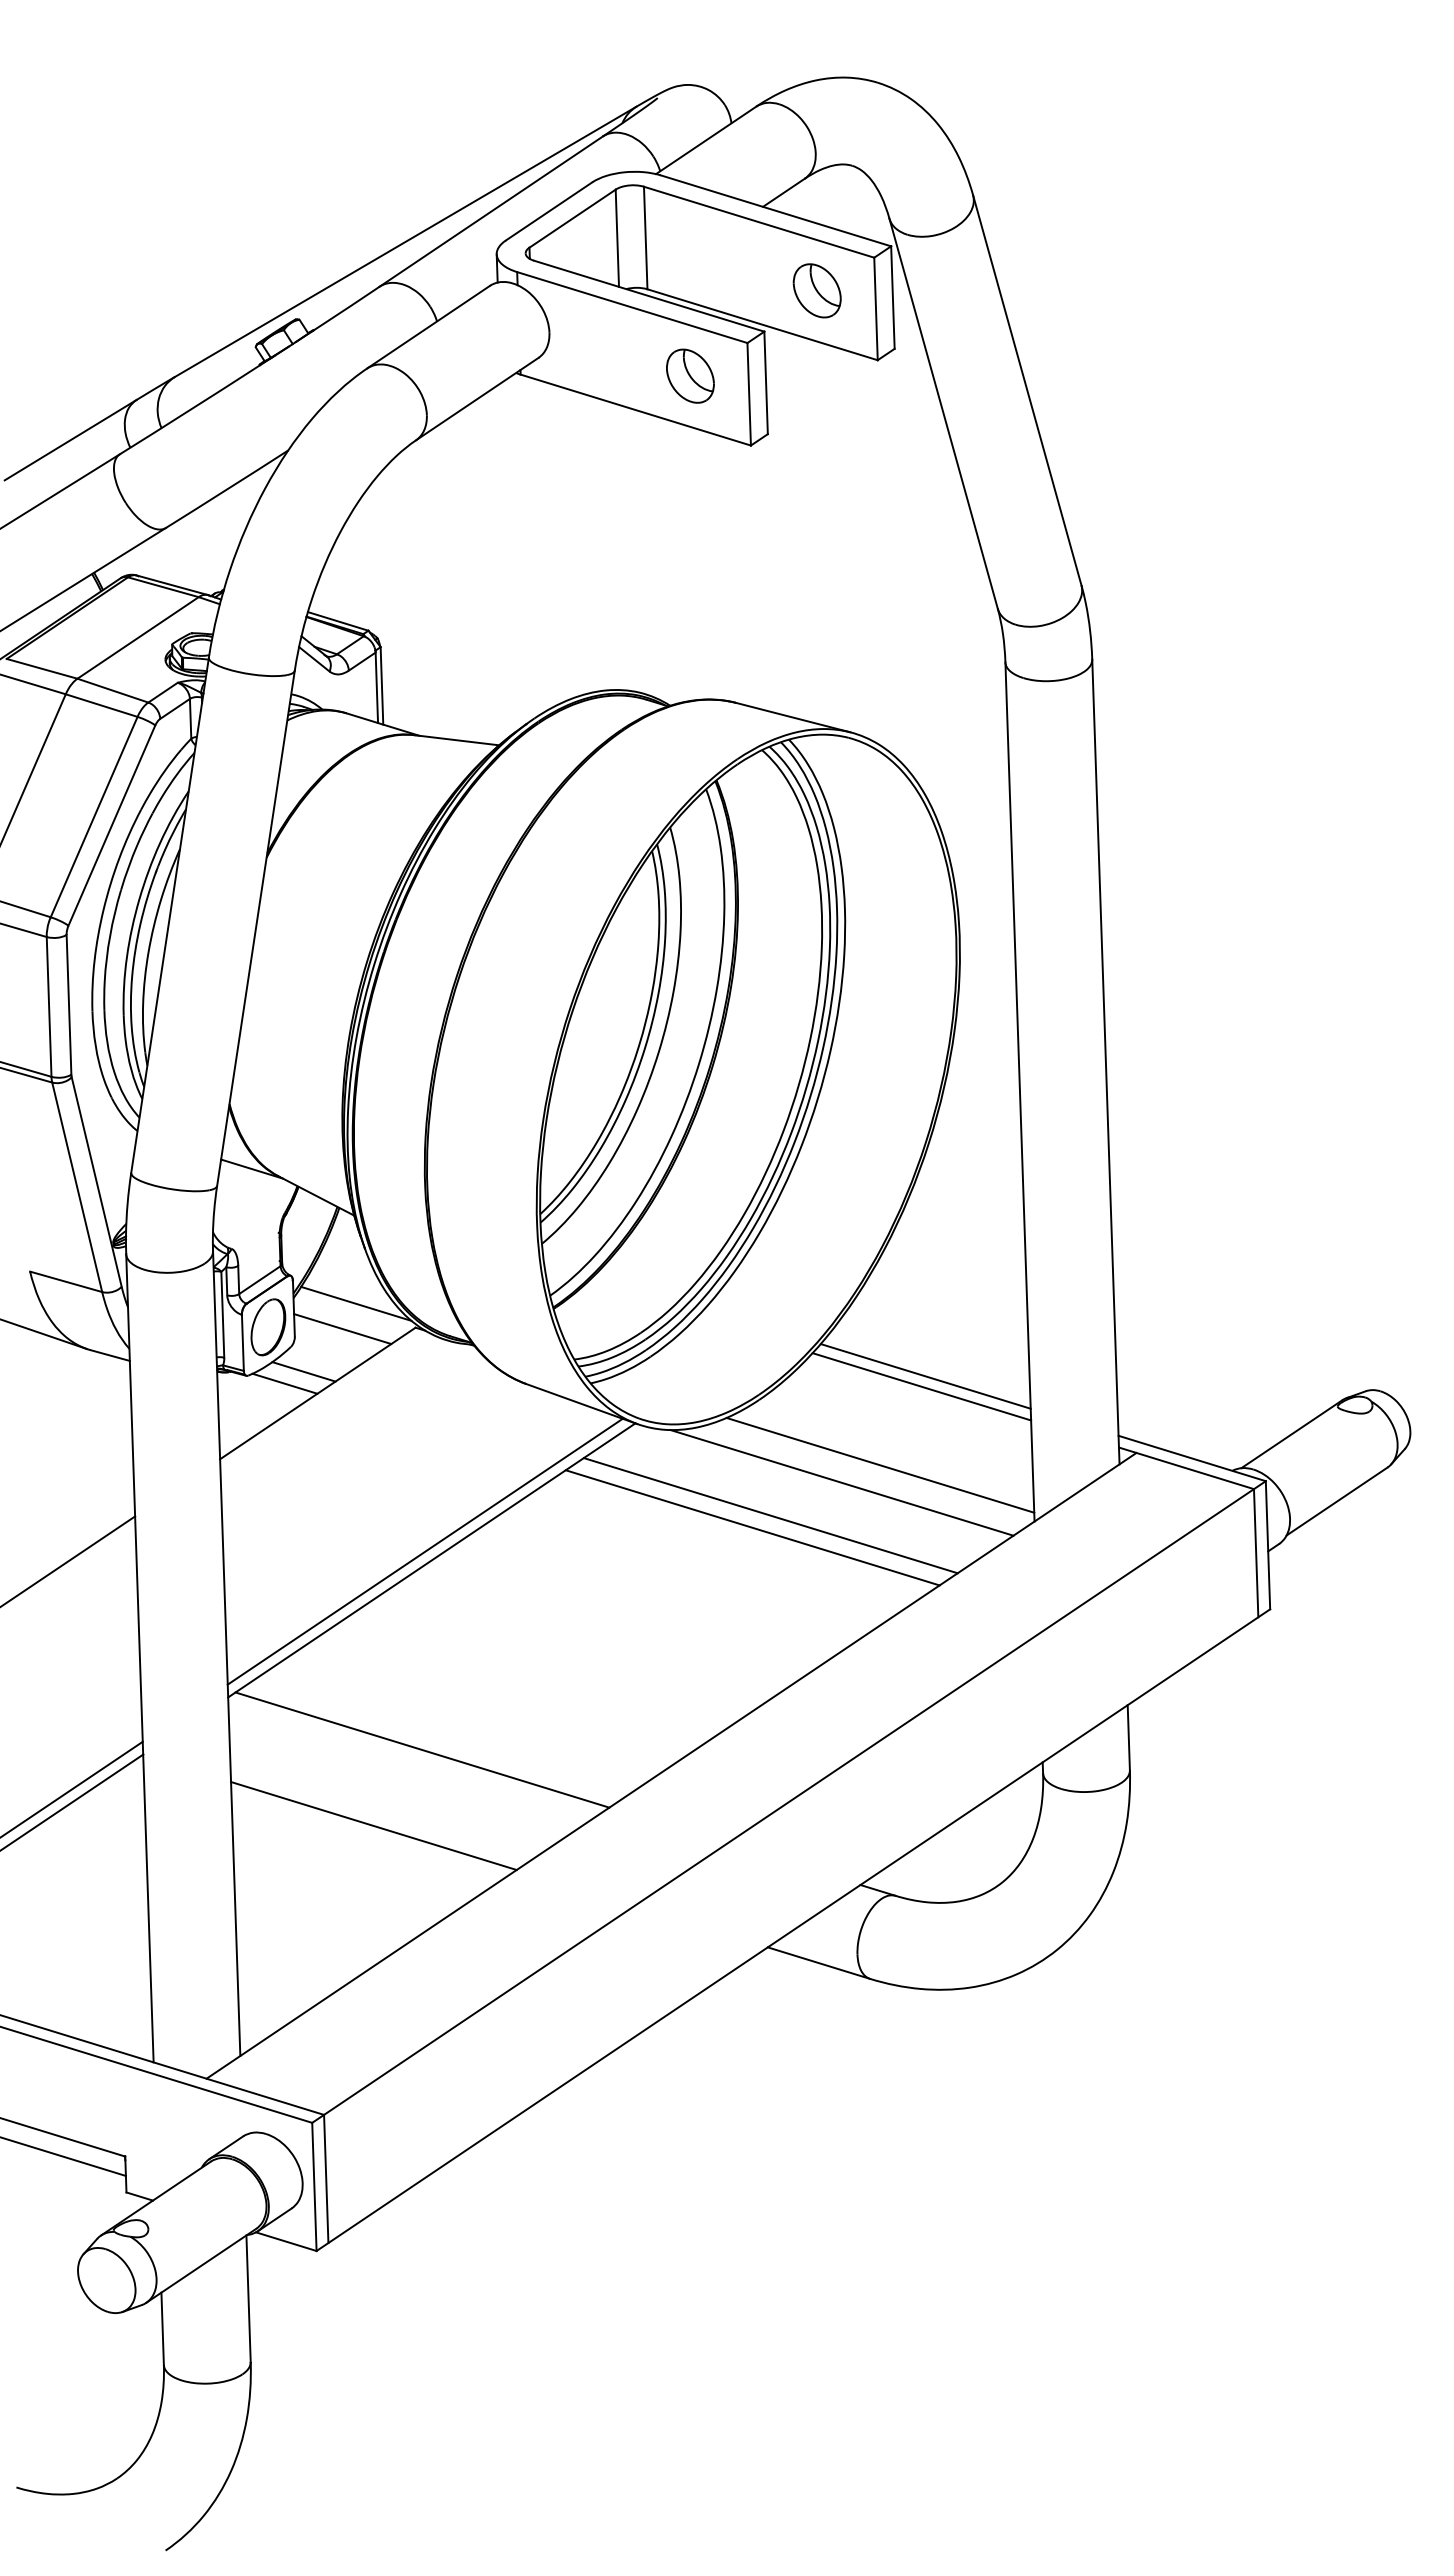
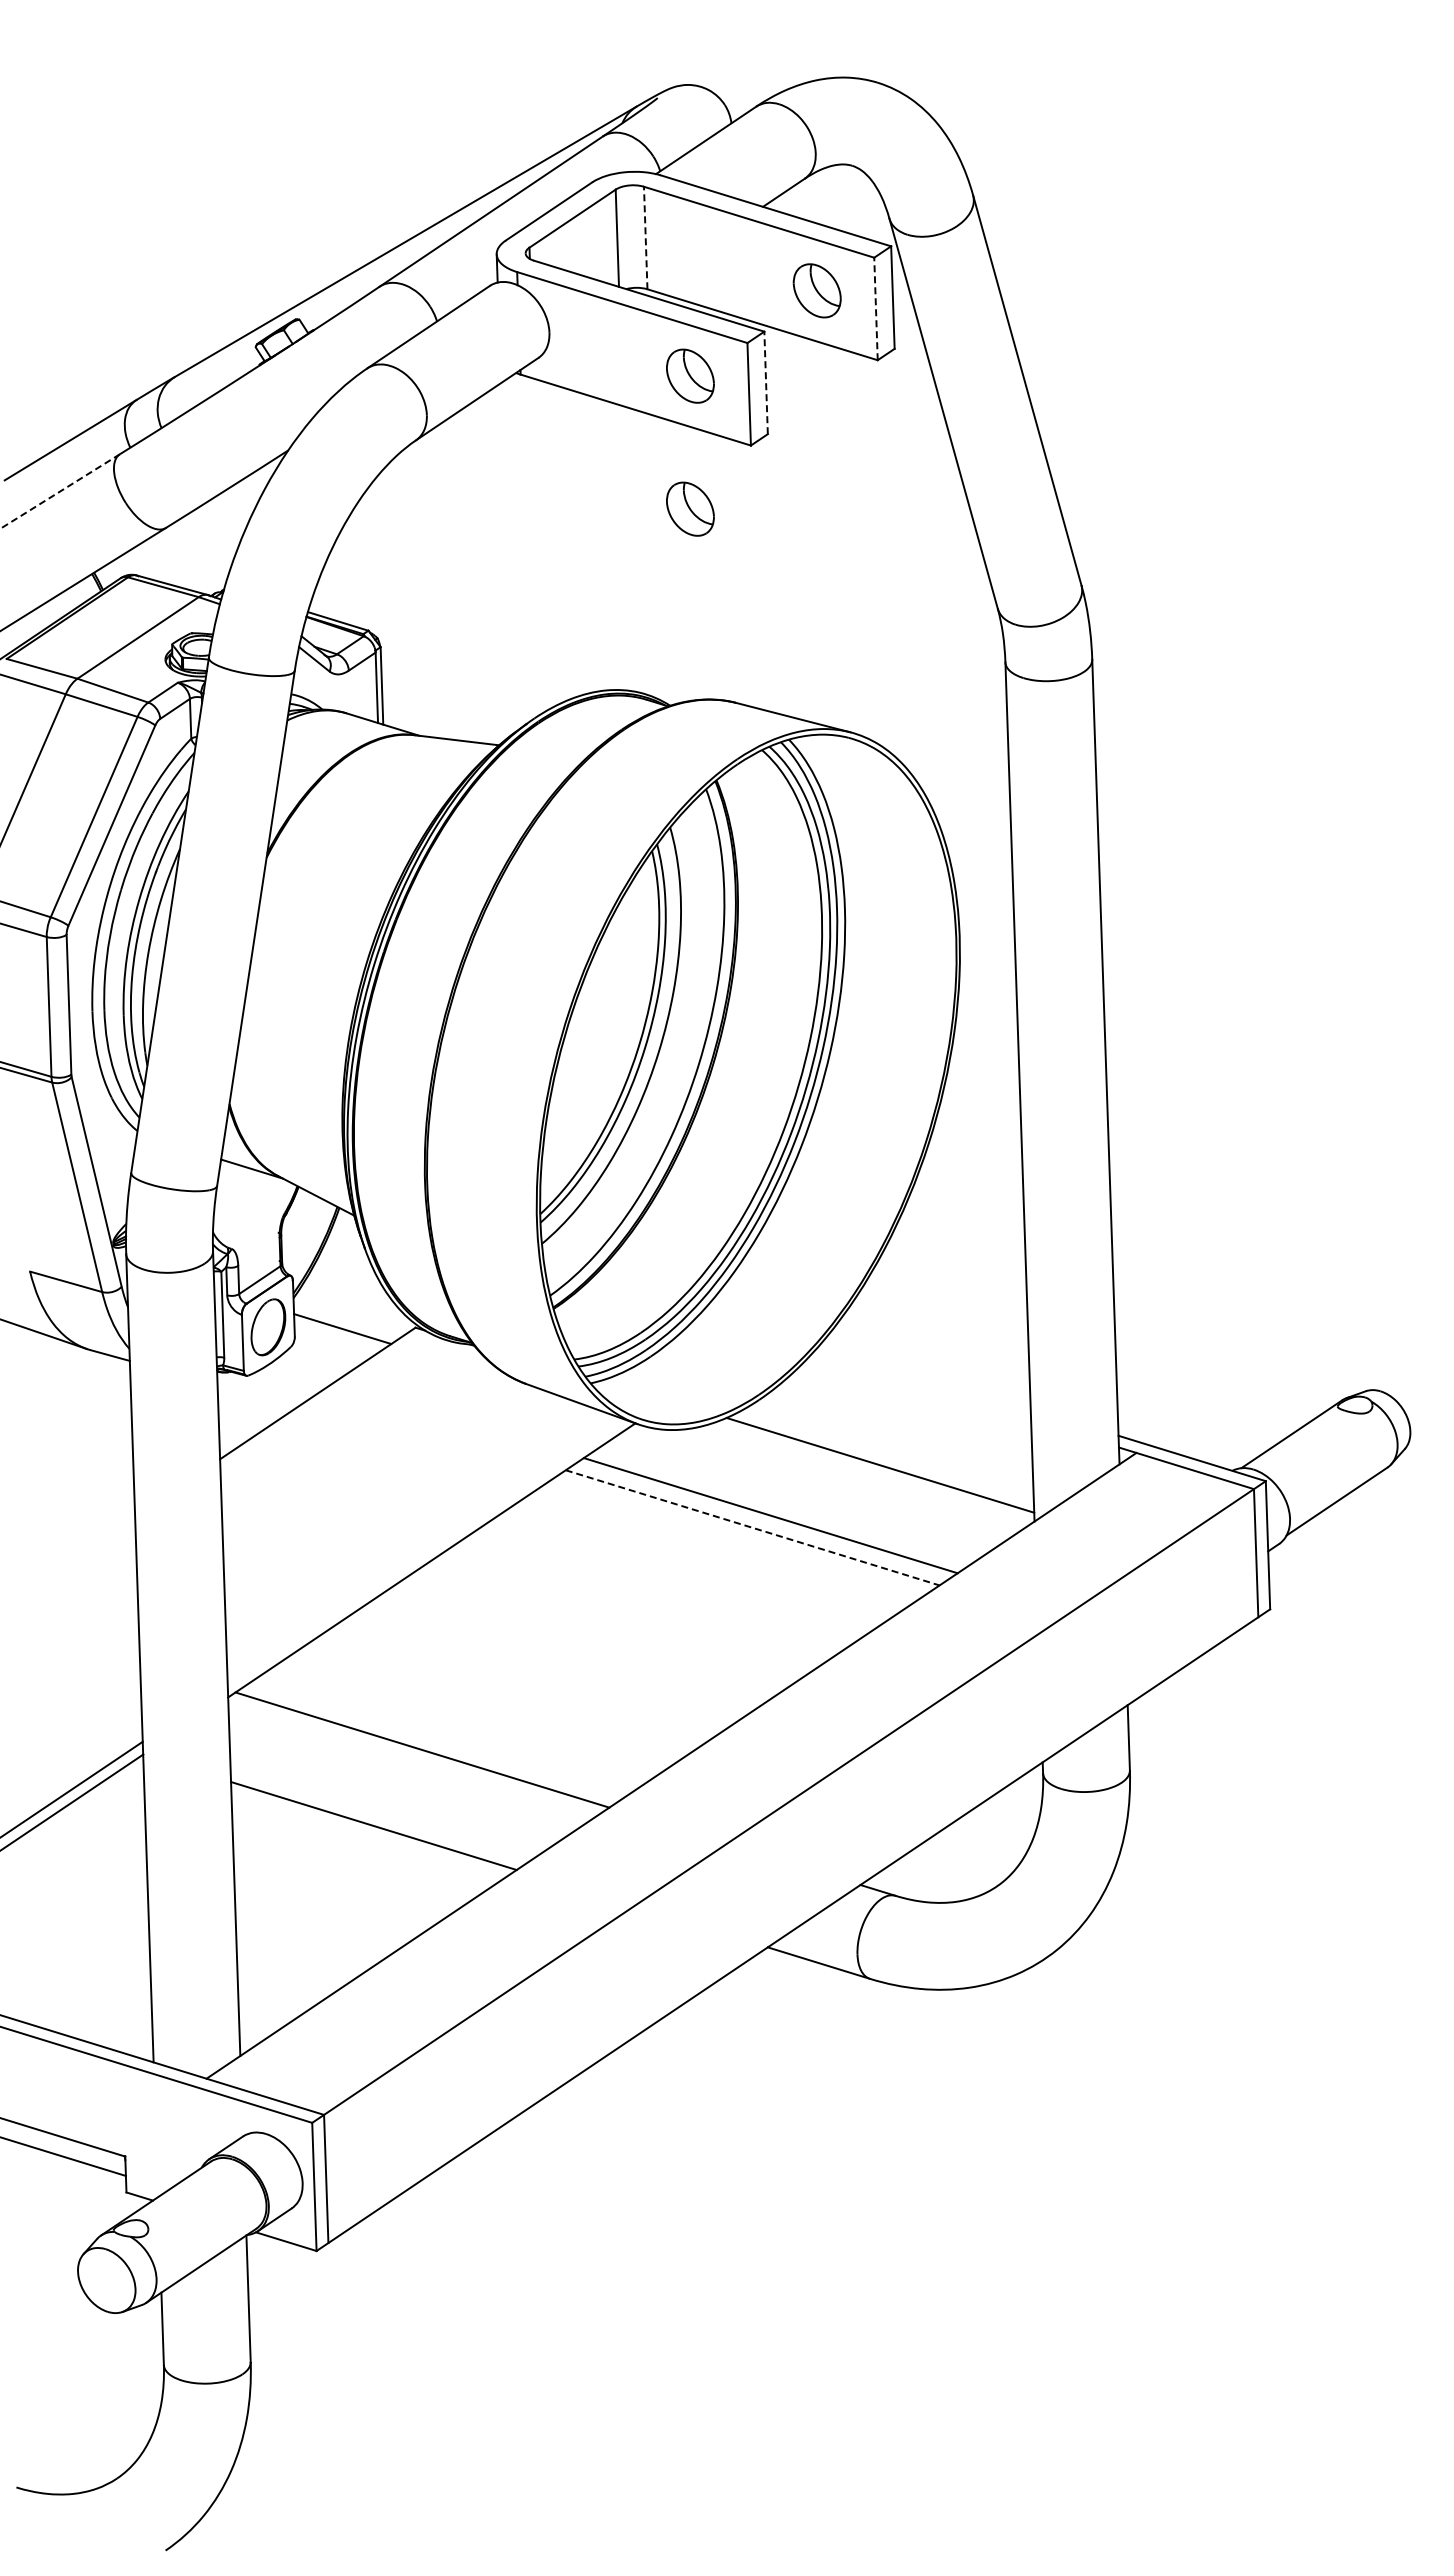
line: solid -> dashed (645, 237)
line: solid -> dashed (875, 308)
line: solid -> dashed (766, 382)
line: solid -> dashed (59, 491)
part: none -> present (690, 508)
line: present -> none (356, 1303)
line: present -> none (303, 1371)
line: present -> none (925, 1376)
line: present -> none (284, 1383)
line: present -> none (921, 1386)
line: present -> none (841, 1482)
line: solid -> dashed (752, 1527)
line: present -> none (424, 1551)
line: present -> none (68, 1560)
